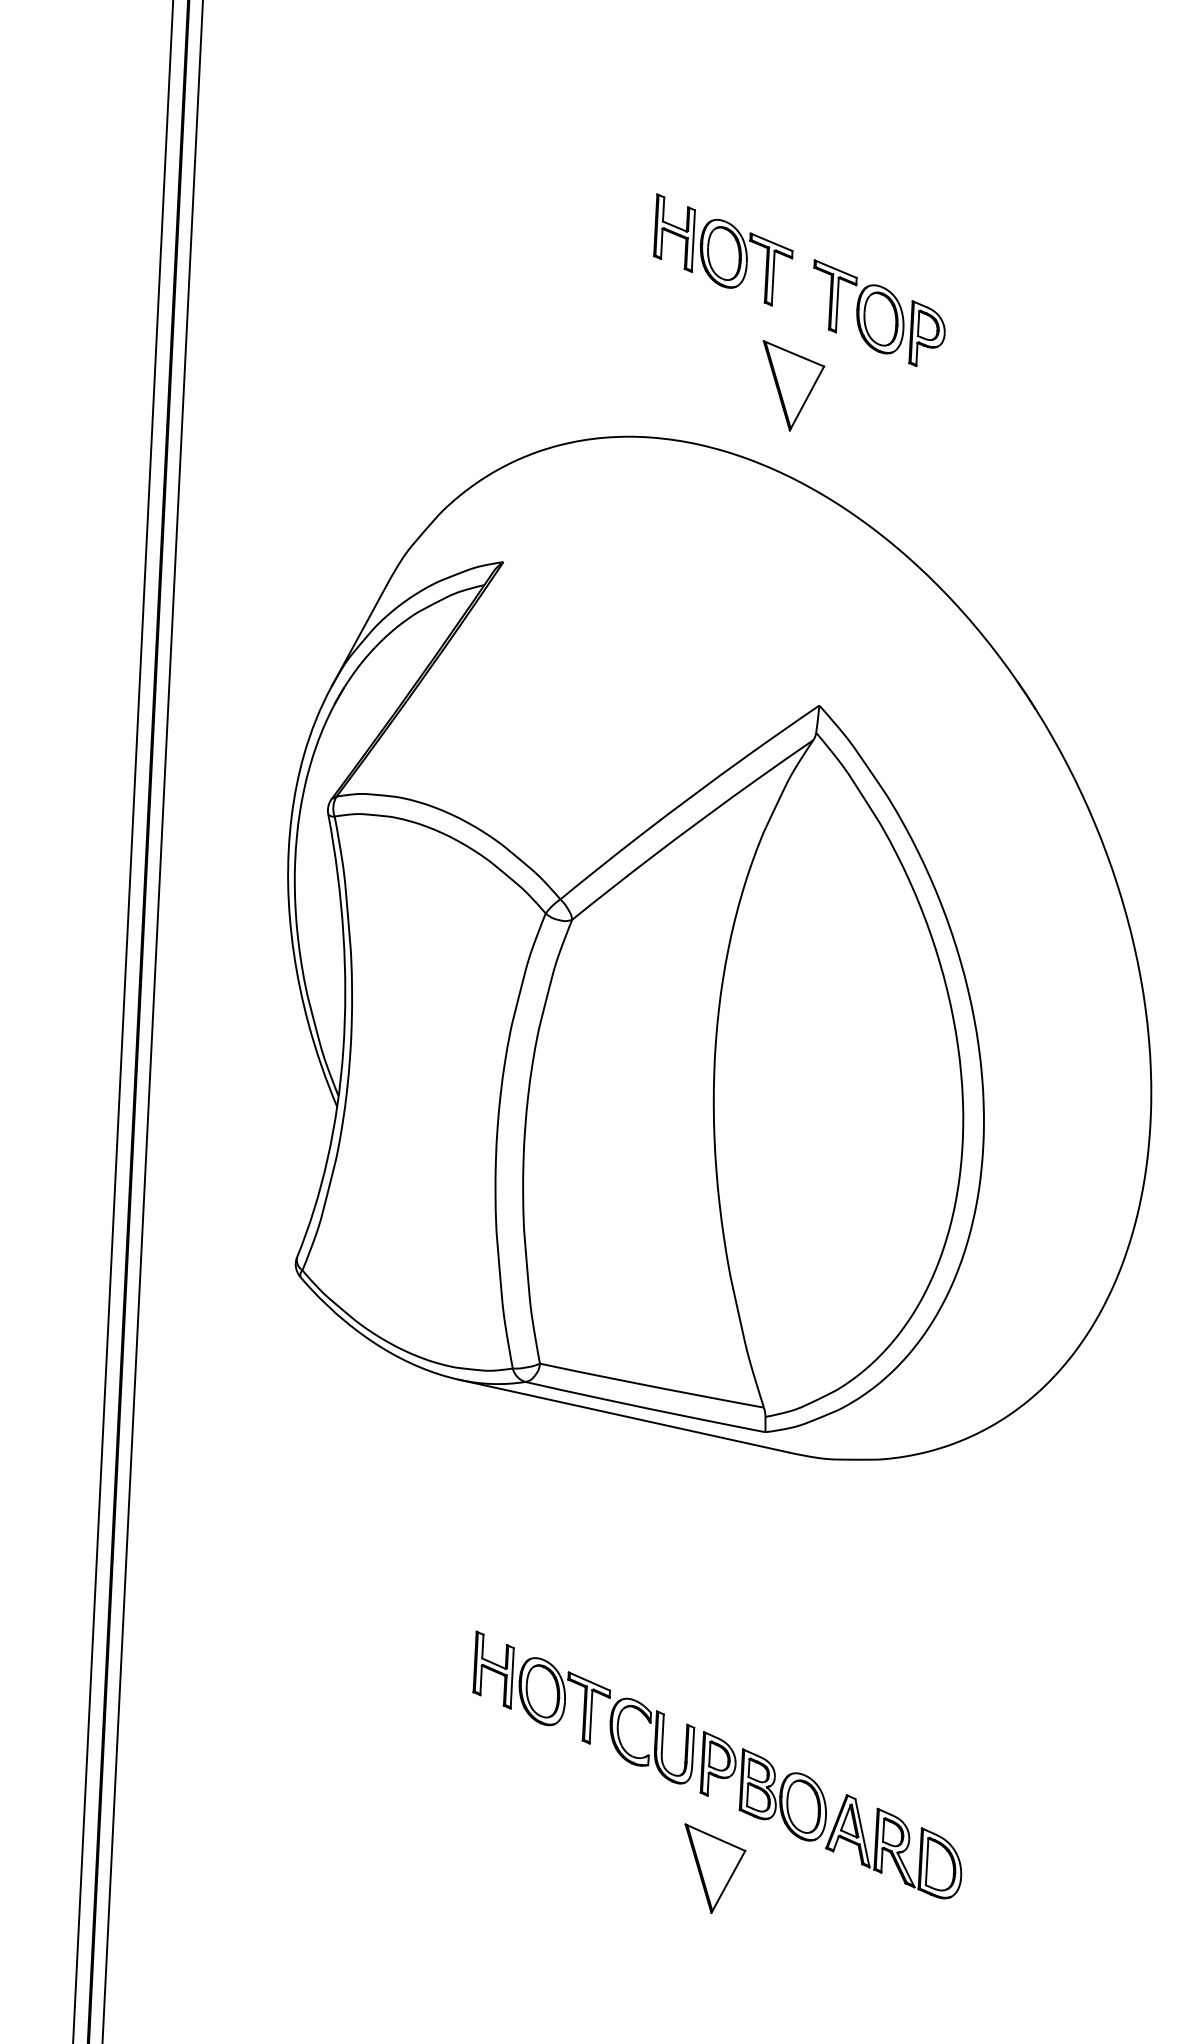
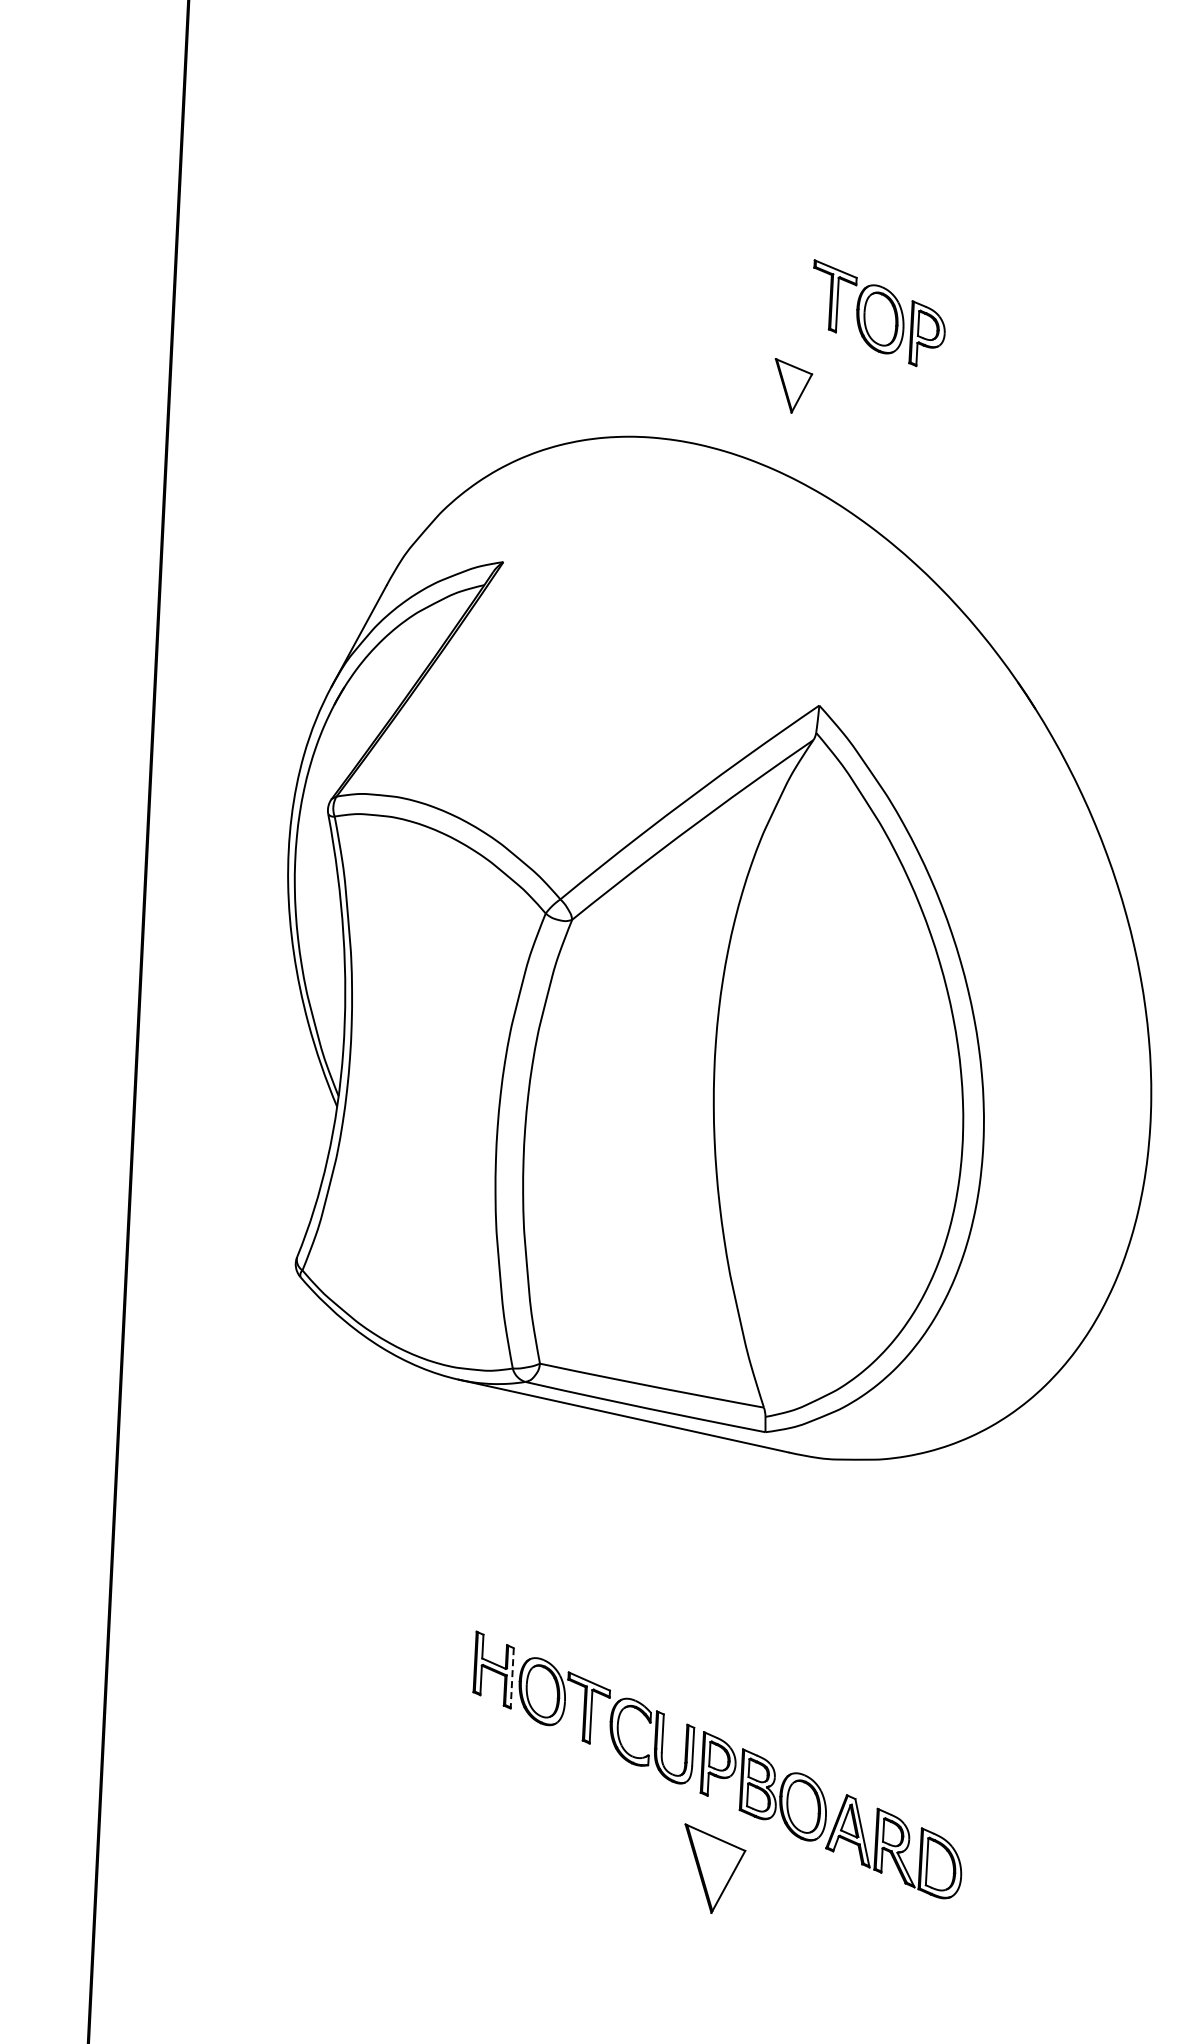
part: present -> none (723, 249)
part size: 64x92 px -> 40x56 px (793, 385)
line: present -> none (123, 1021)
line: present -> none (152, 1021)
line: solid -> dashed (512, 1678)
